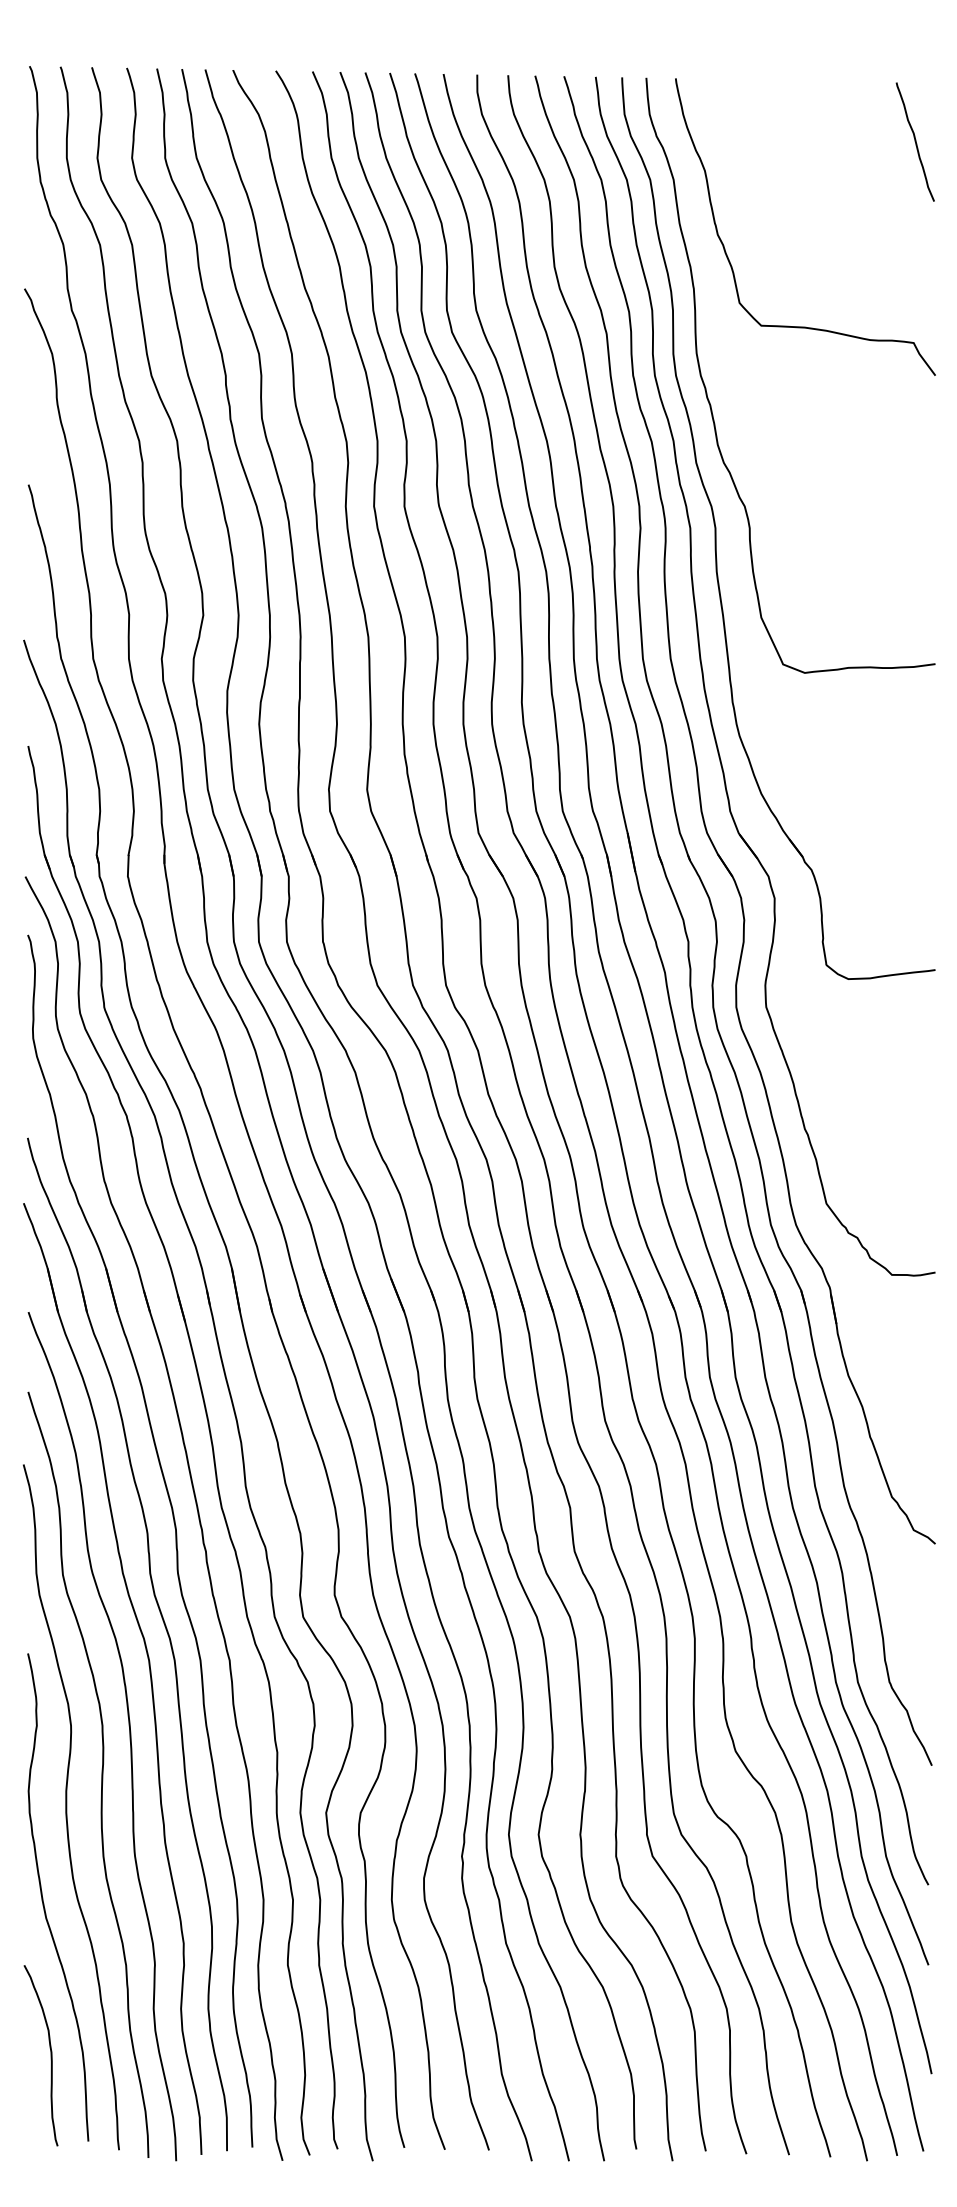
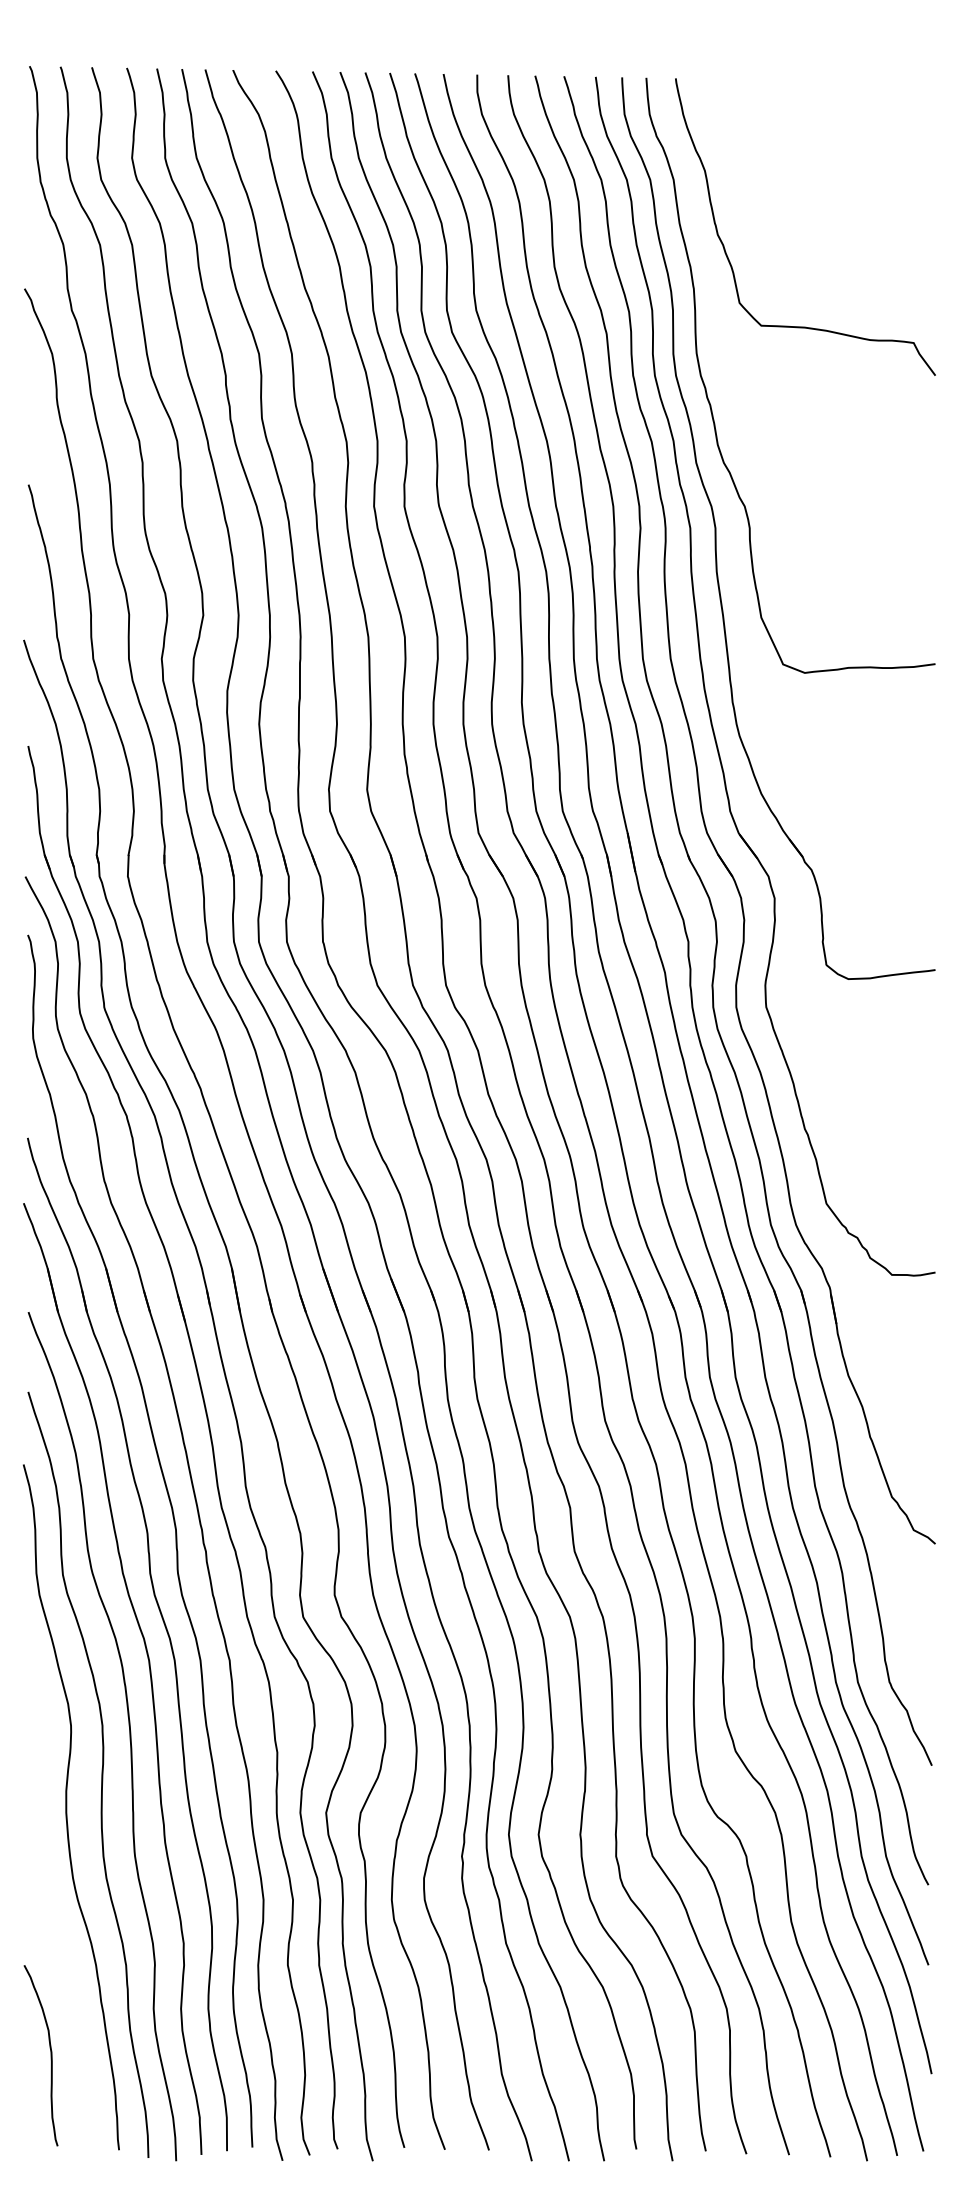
curve: present -> none (914, 141)
curve: present -> none (43, 1897)
